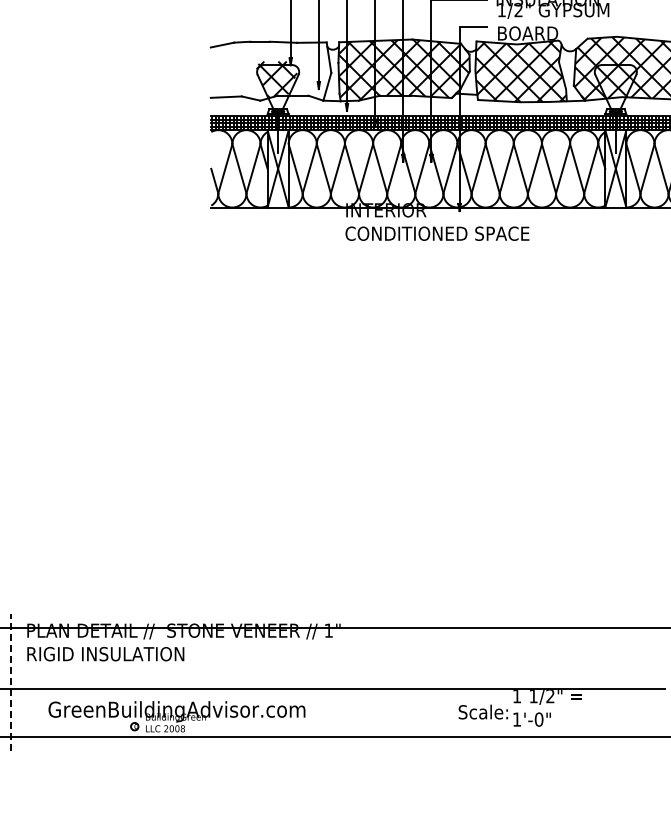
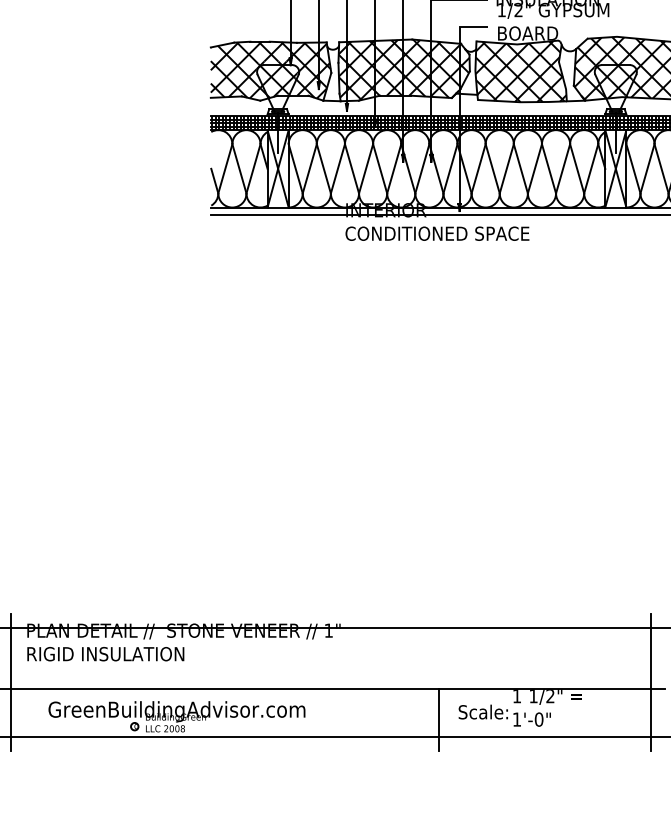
hatch: none -> present (270, 69)
line: none -> present (439, 214)
line: dashed -> solid (10, 682)
line: none -> present (650, 682)
line: none -> present (439, 720)
